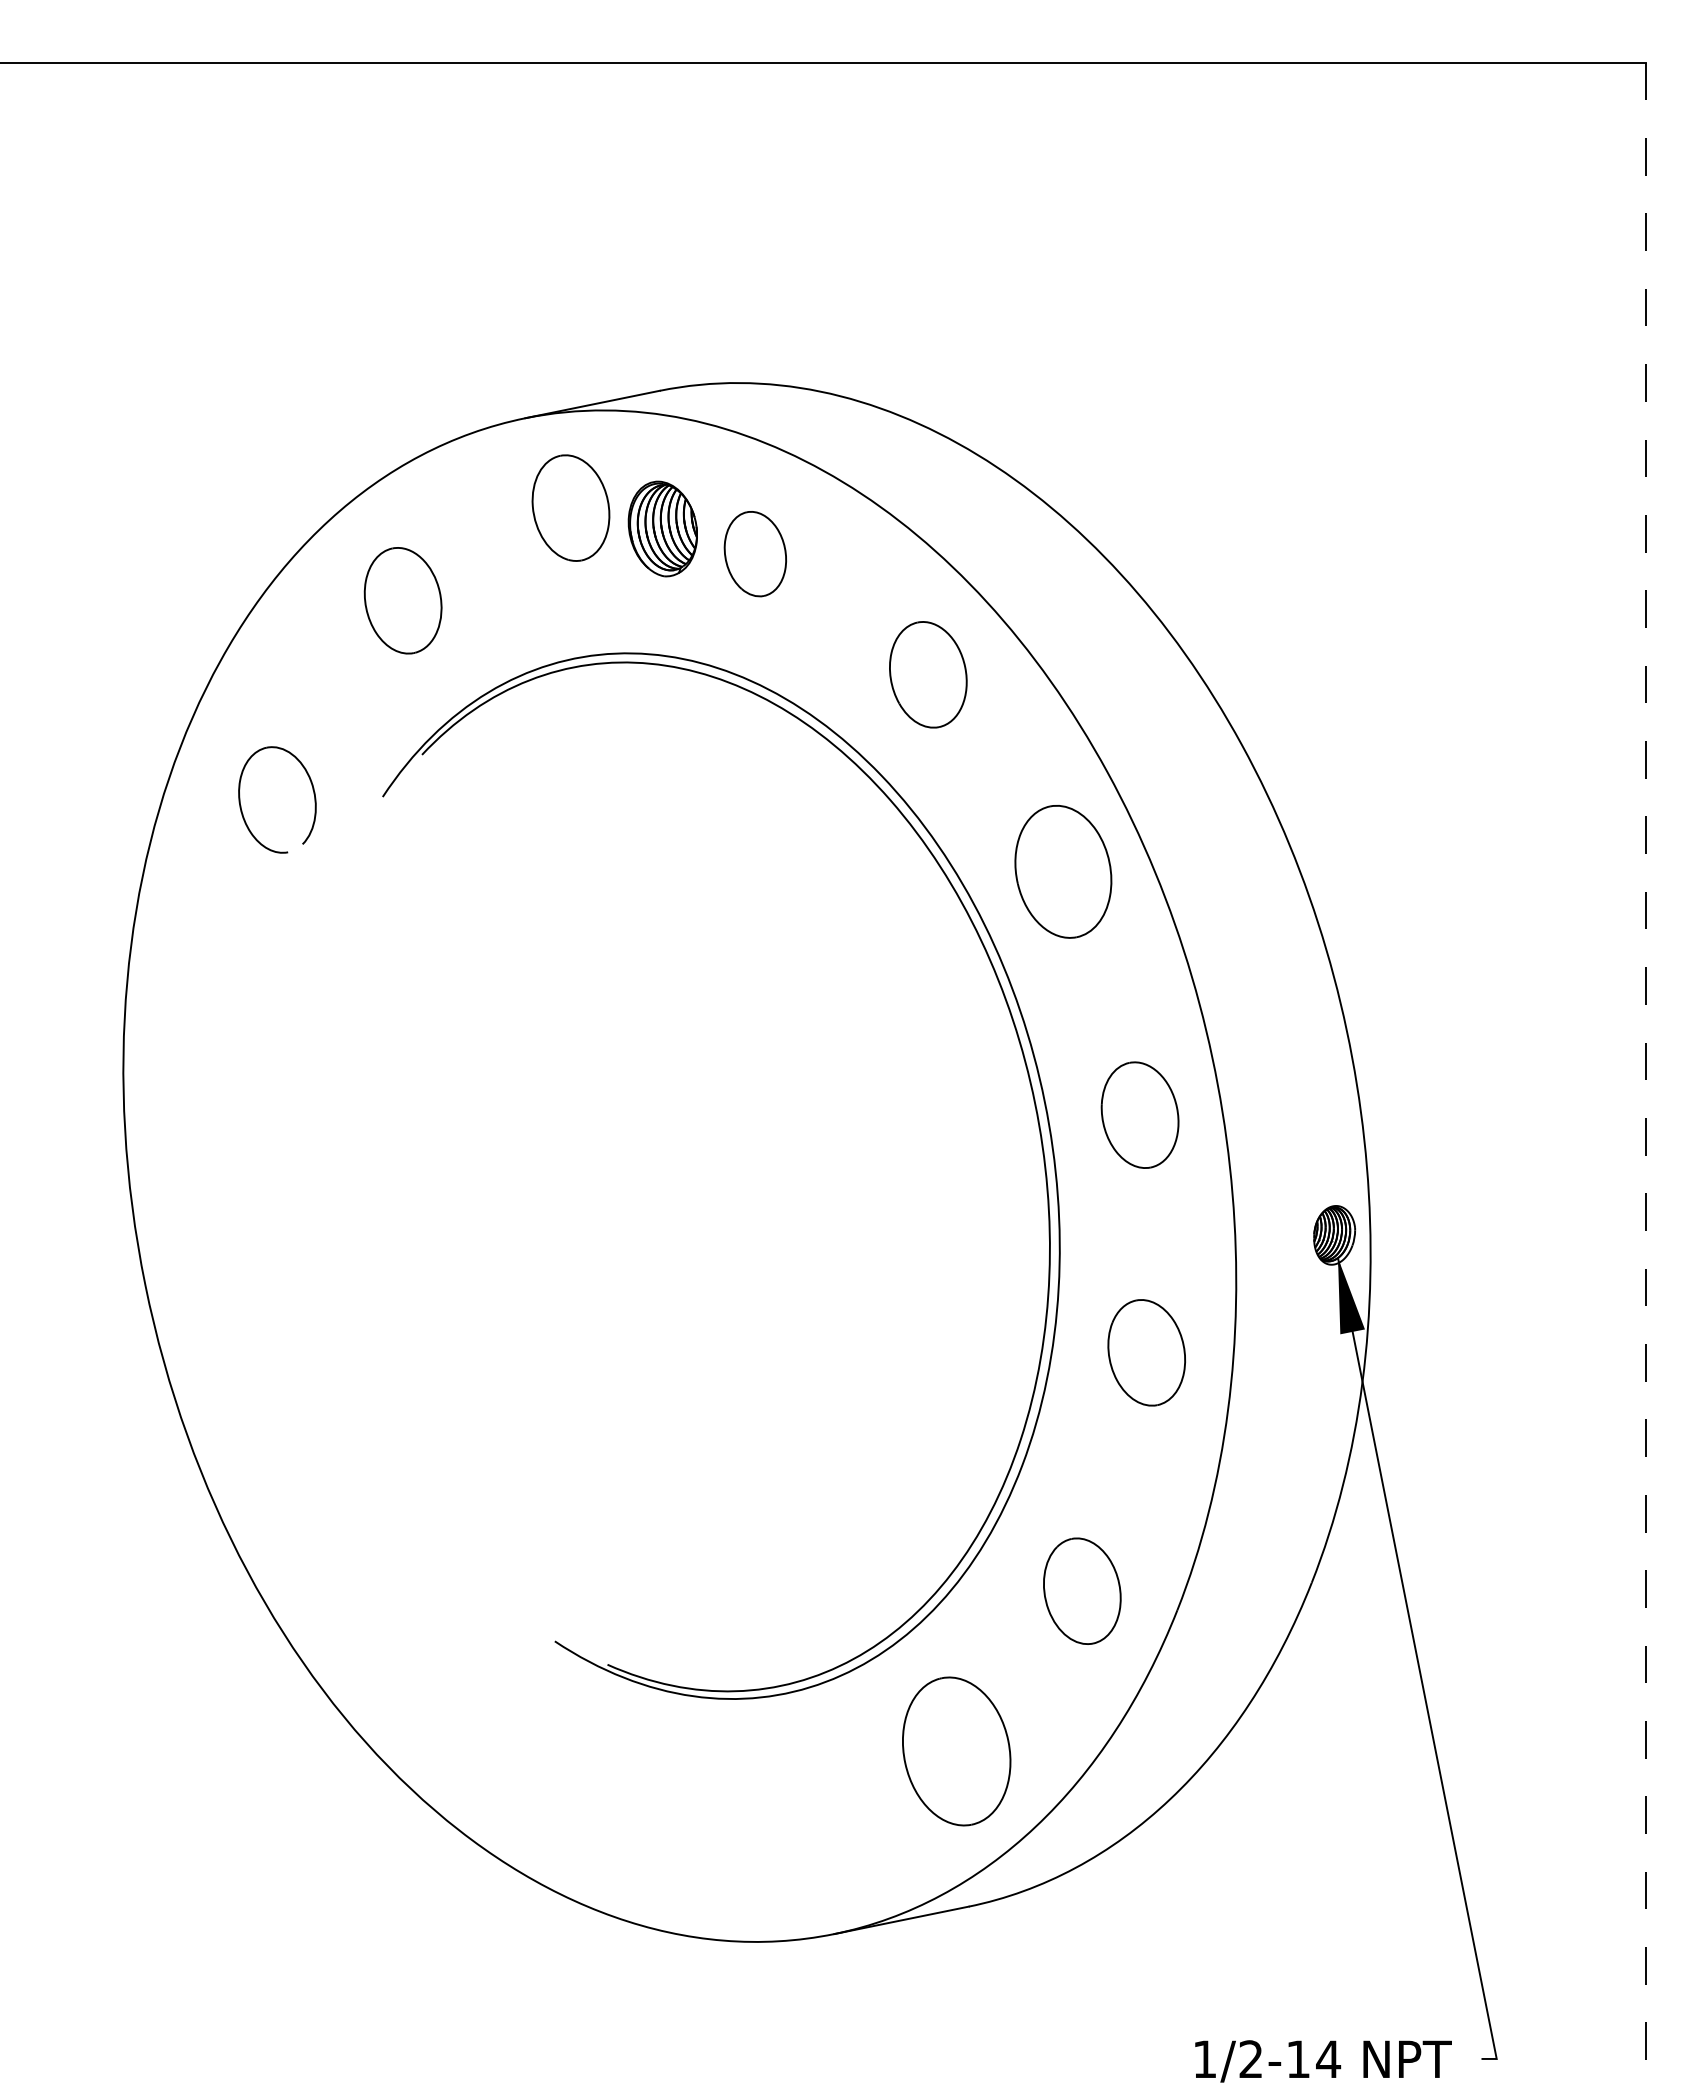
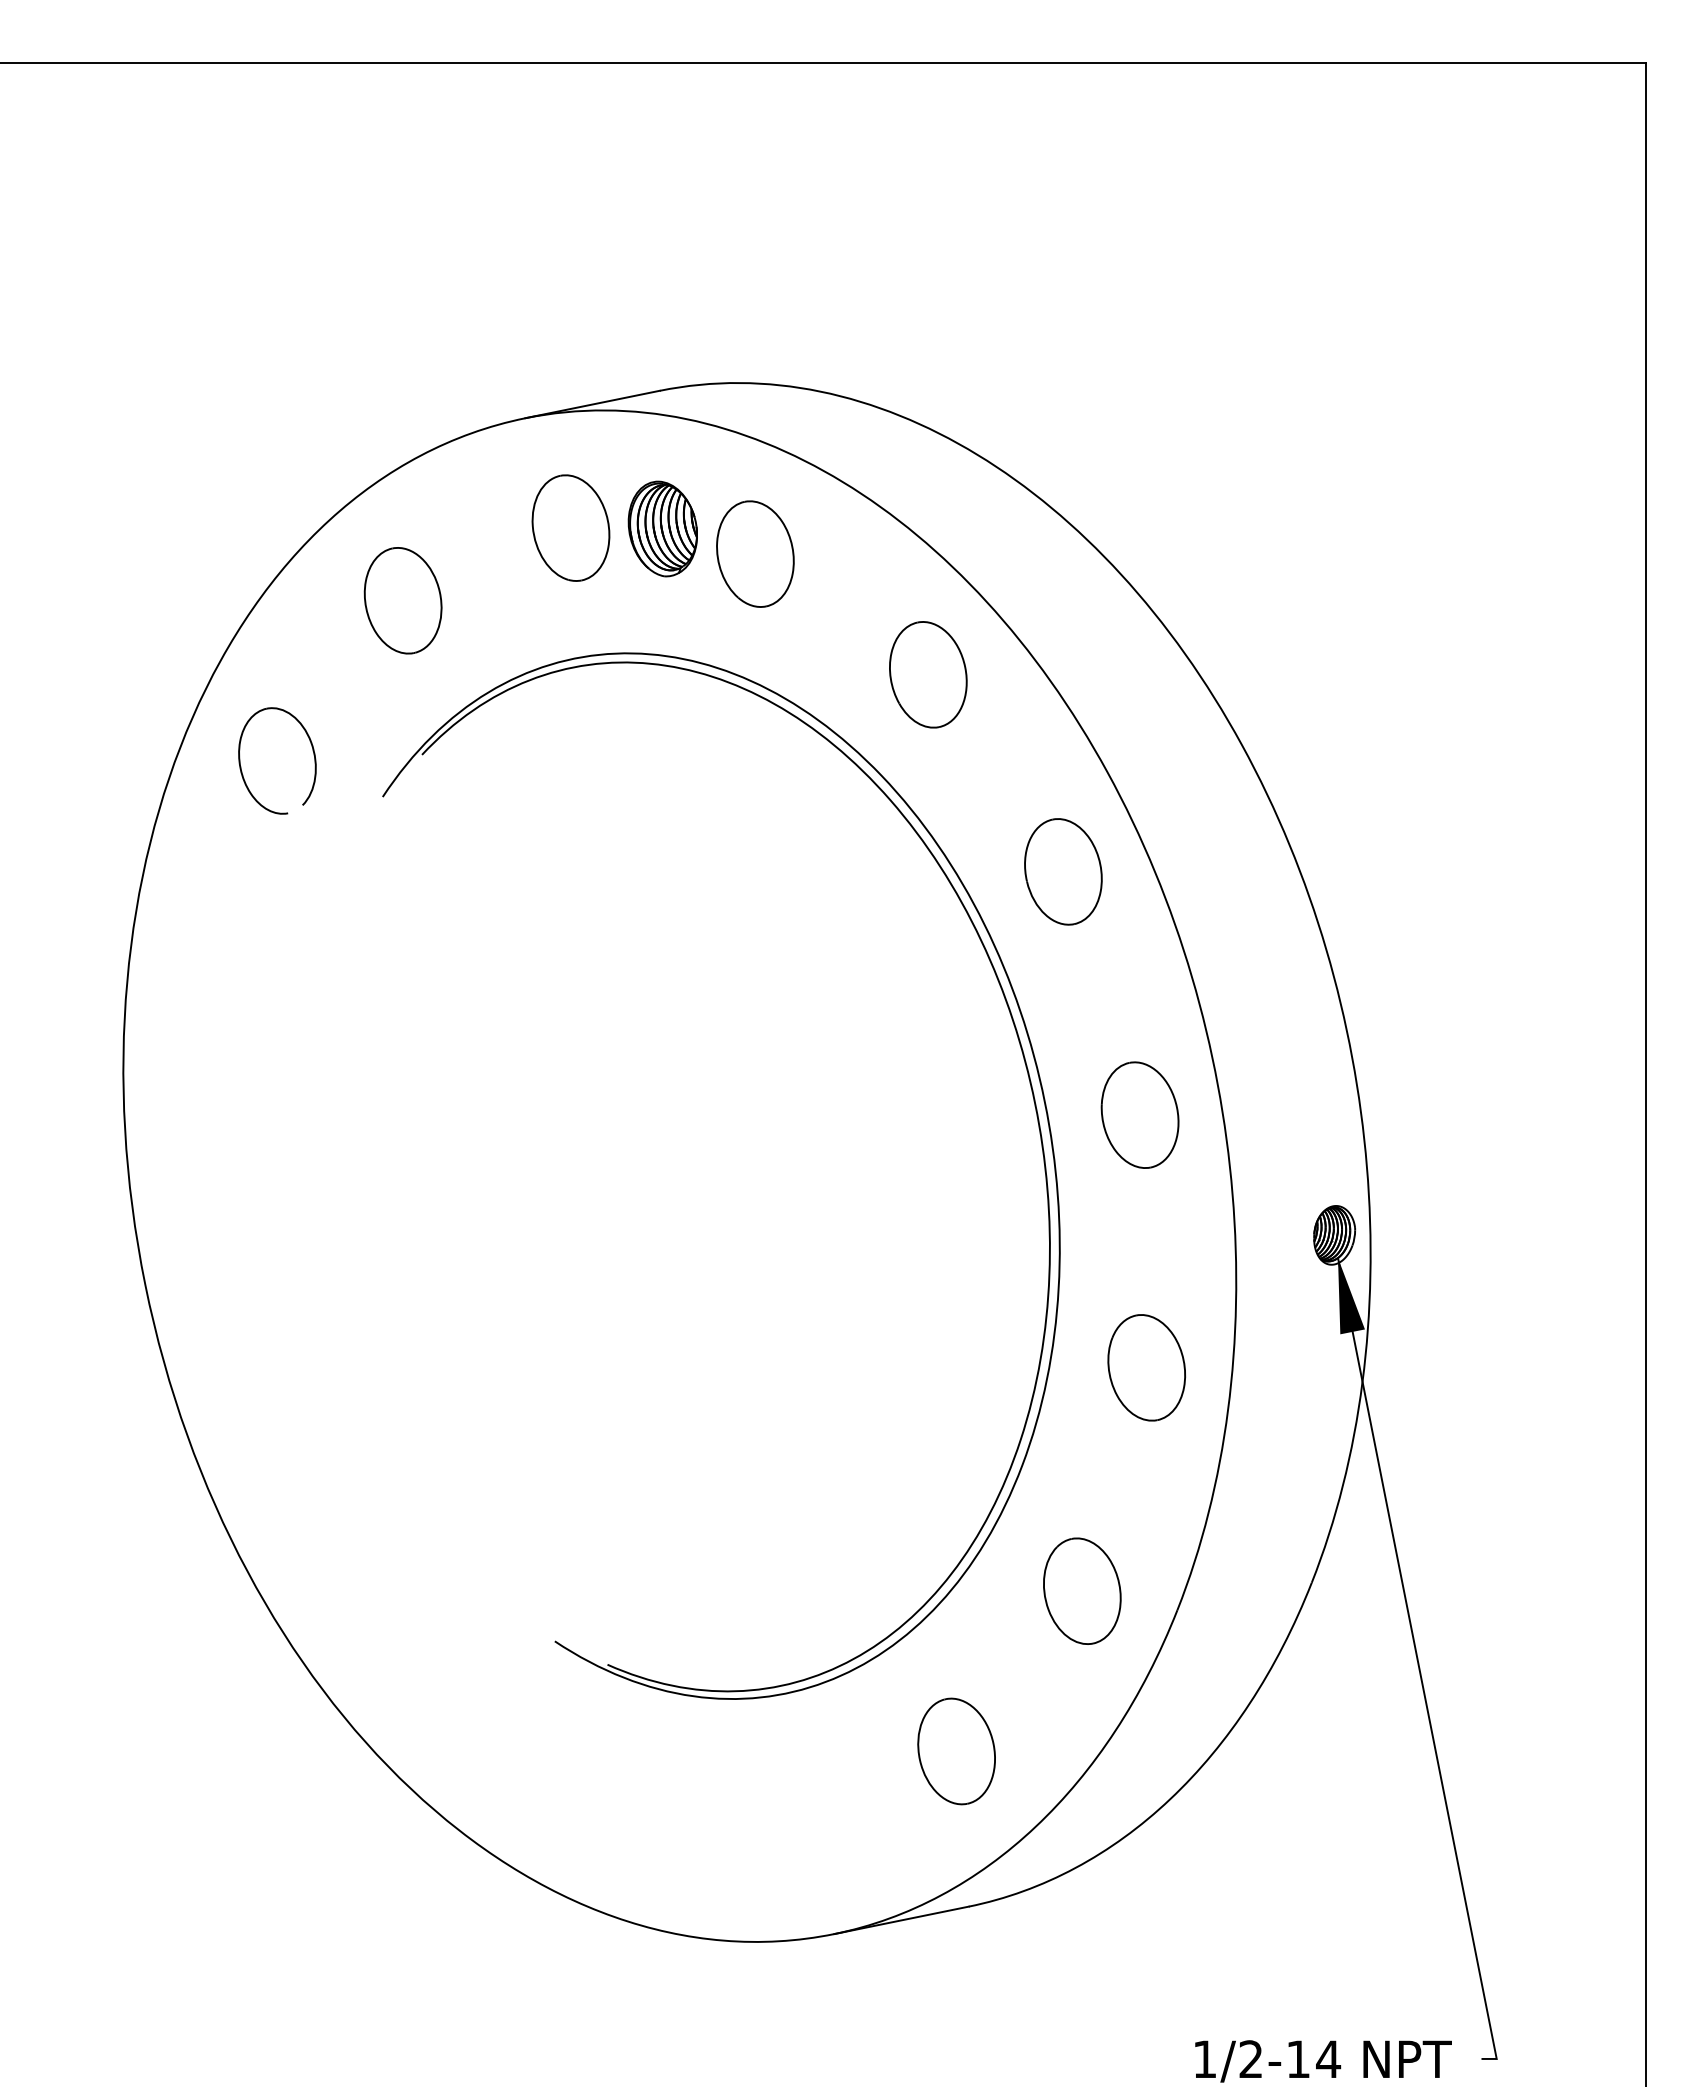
part position: (570, 507) -> (570, 527) (570, 527)
part size: 64x87 px -> 79x108 px (755, 553)
part position: (312, 790) -> (312, 751) (312, 751)
part size: 99x134 px -> 79x108 px (1063, 871)
line: dashed -> solid (1646, 1074)
part position: (1146, 1352) -> (1146, 1367) (1146, 1367)
part size: 110x151 px -> 79x109 px (956, 1751)
